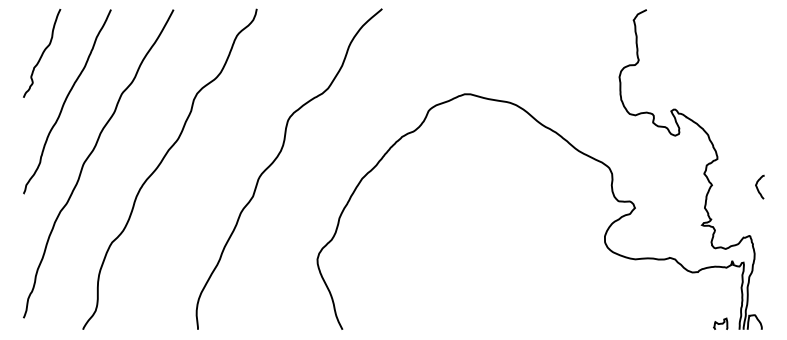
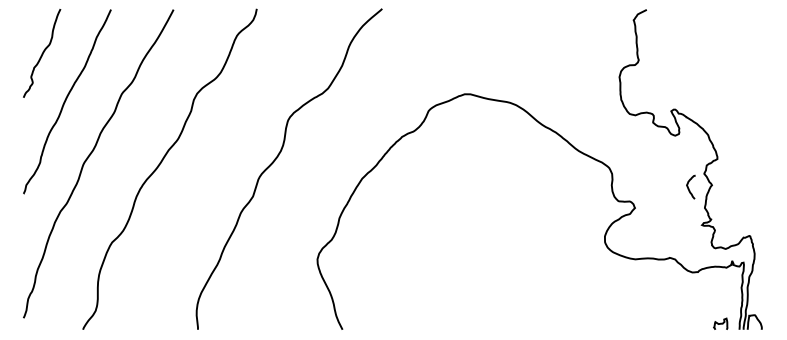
curve position: (757, 186) -> (688, 186) (688, 186)
